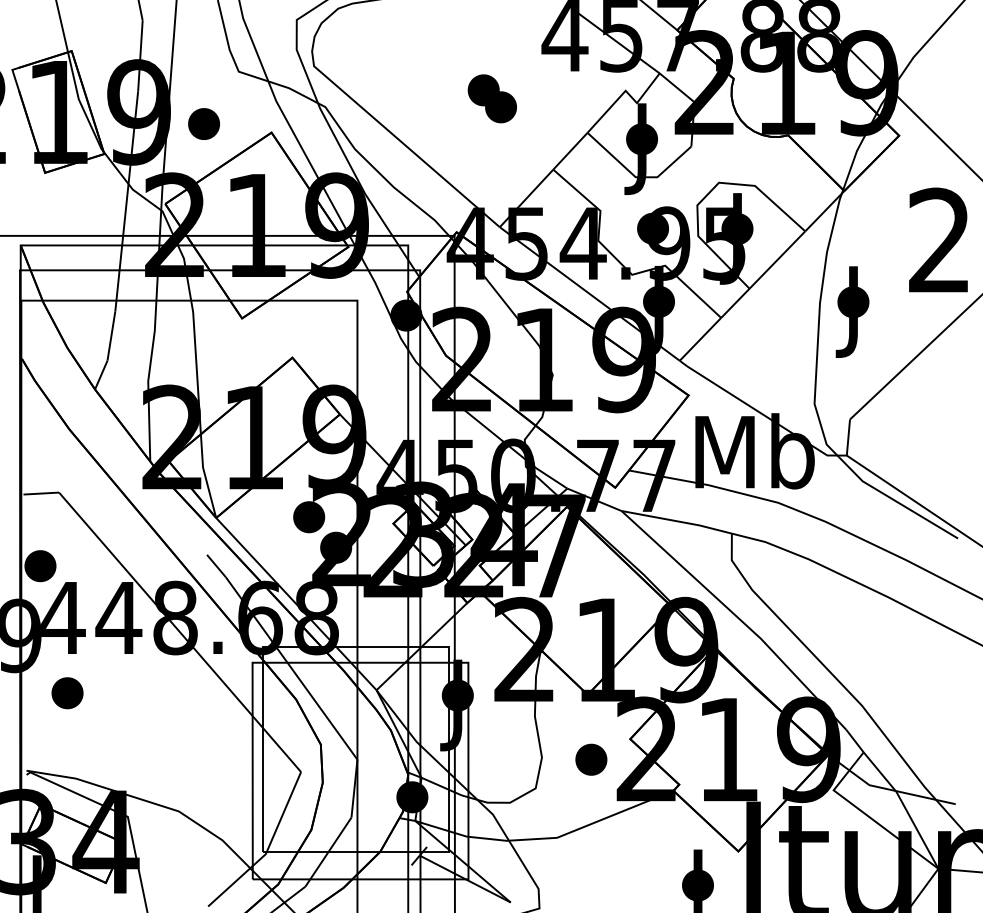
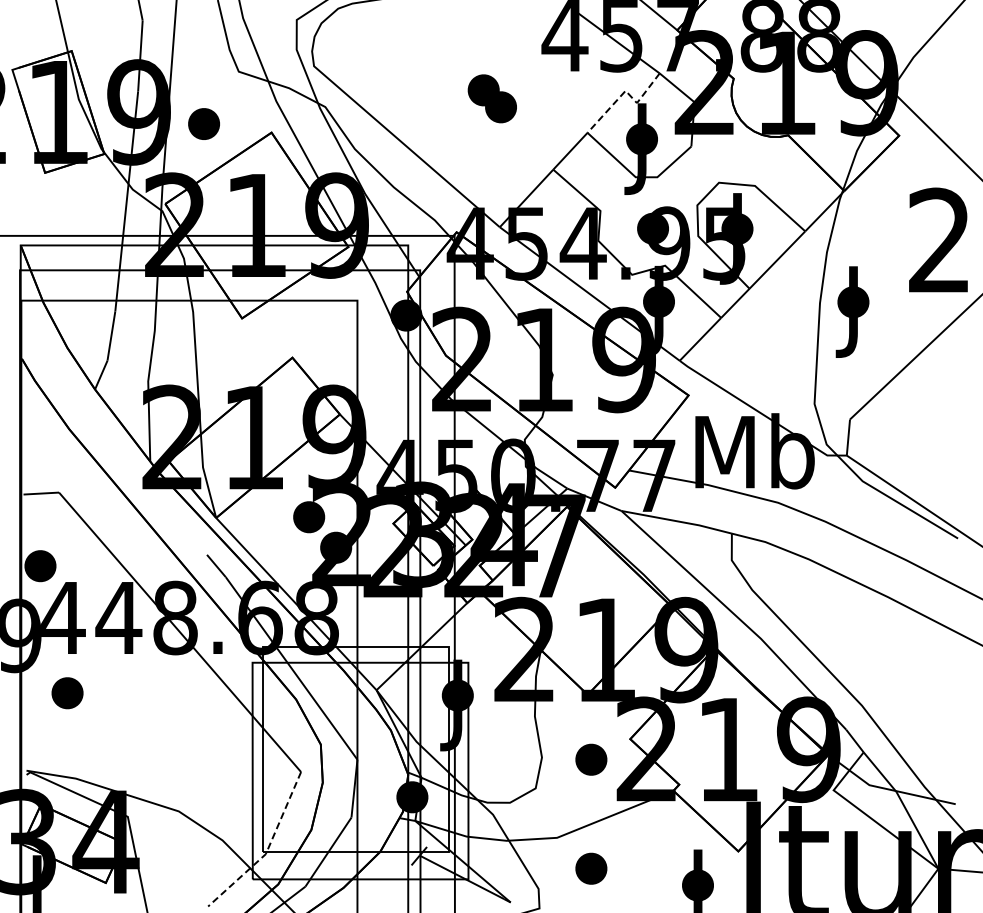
line: solid -> dashed (625, 90)
line: solid -> dashed (267, 849)
part: none -> present (591, 868)
